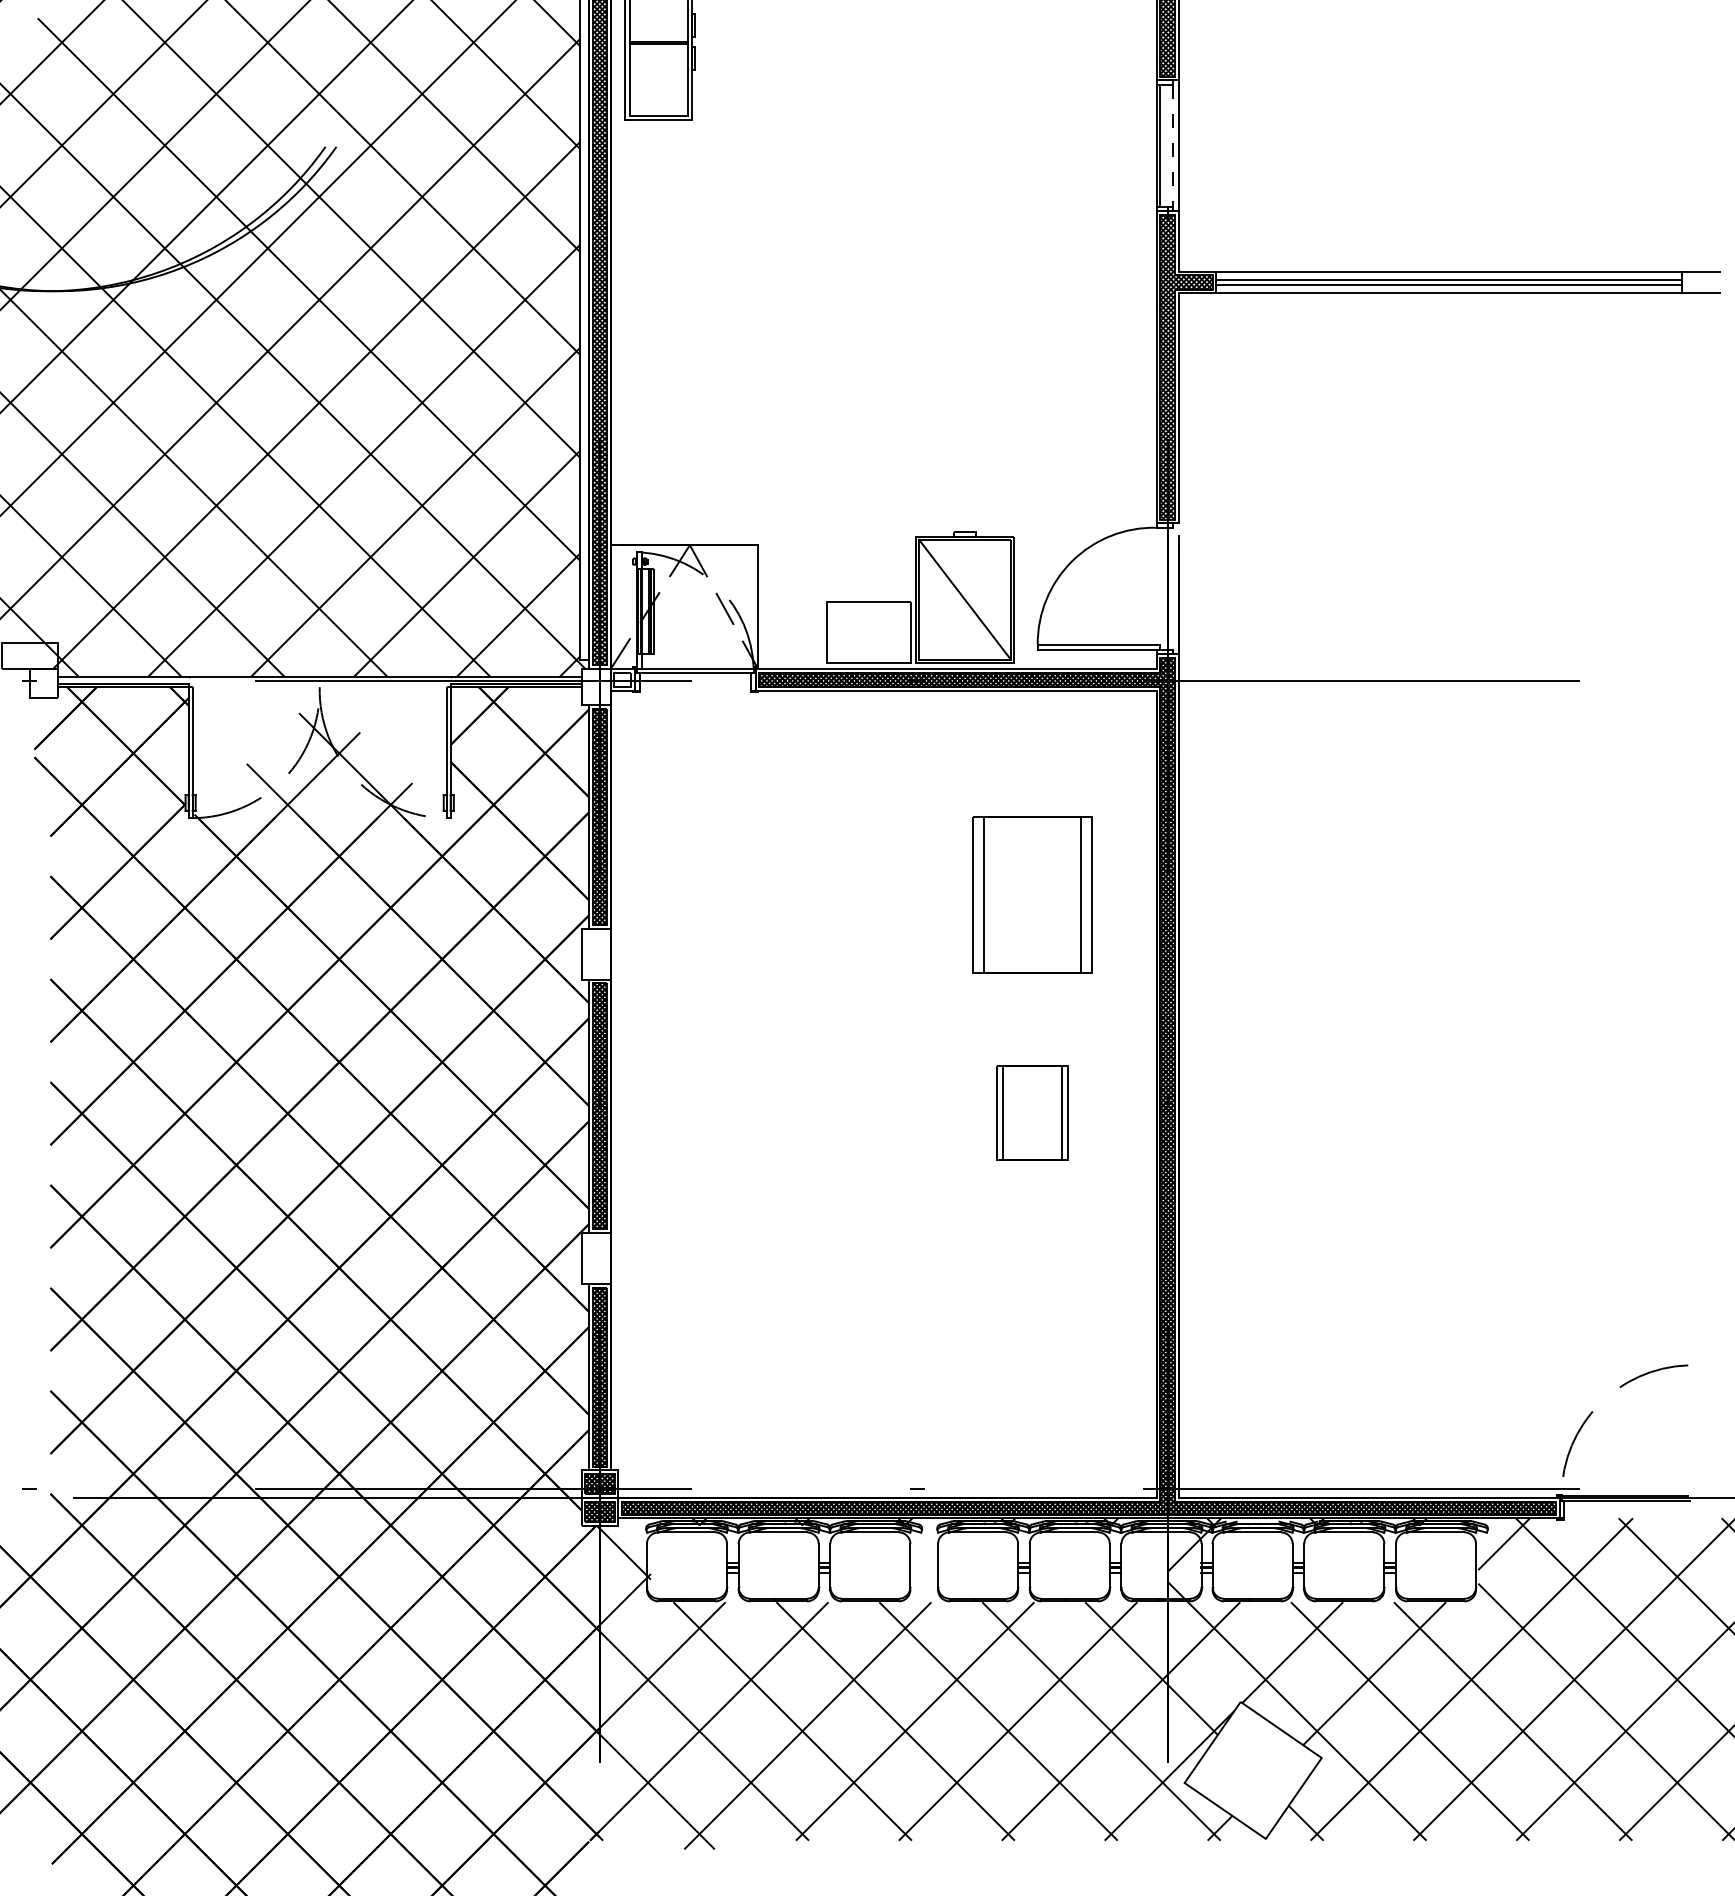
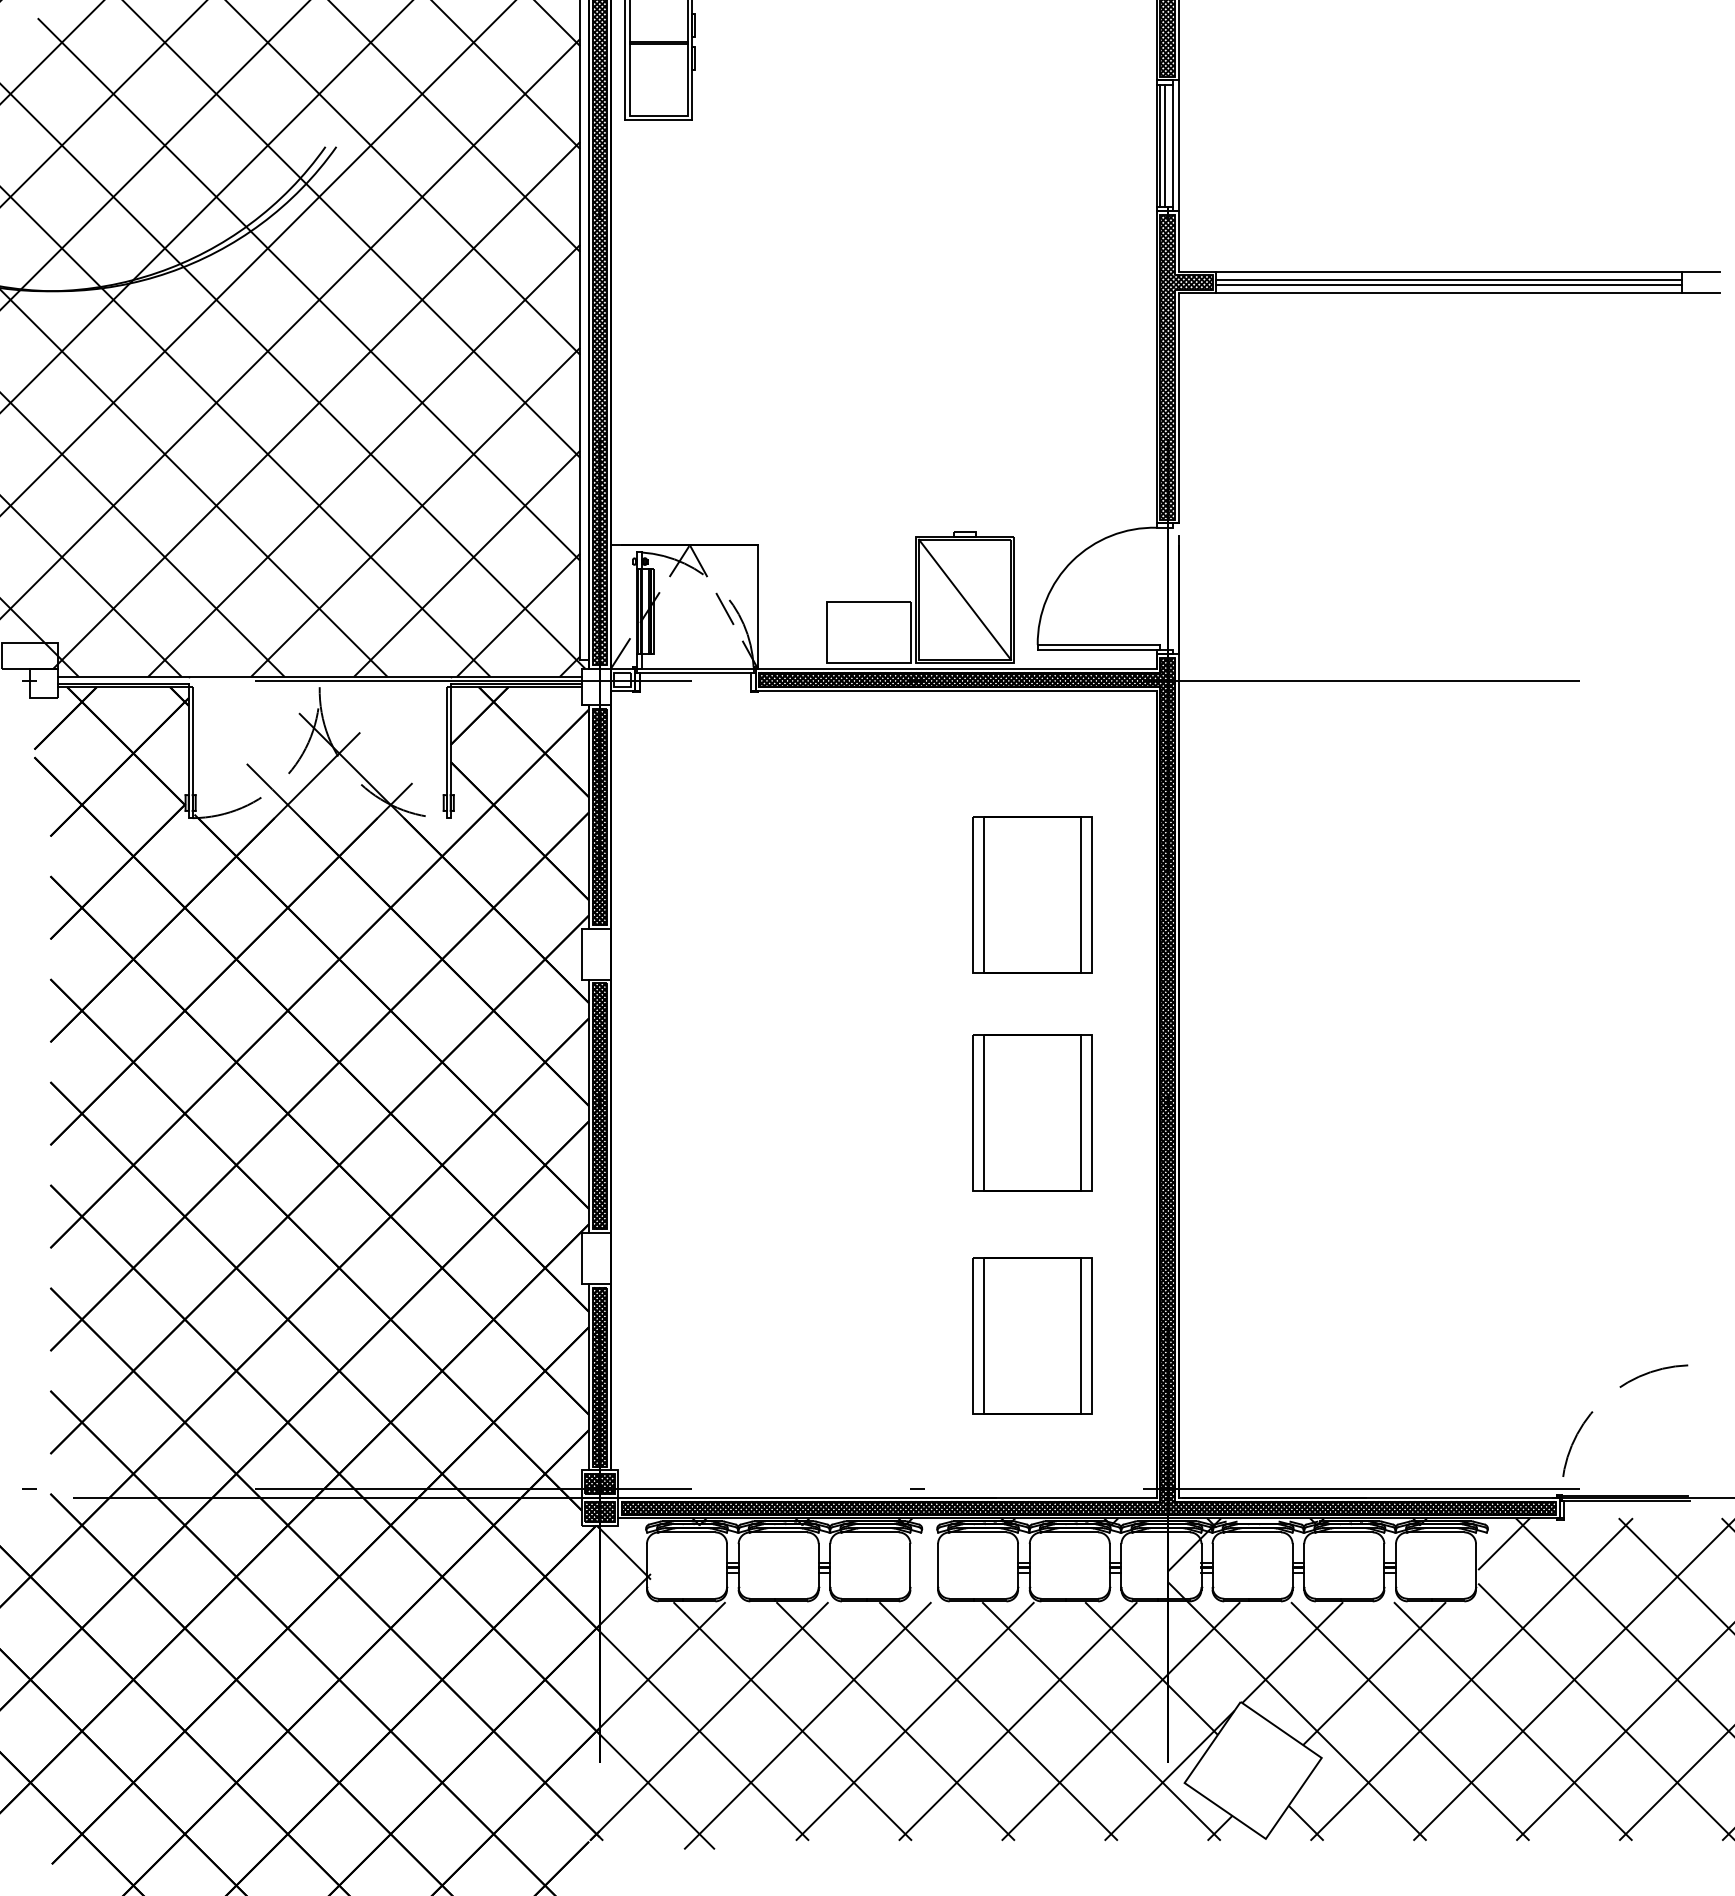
line: none -> present (1164, 145)
line: dashed -> solid (1173, 146)
part size: 73x96 px -> 121x158 px (1032, 1112)
part: none -> present (1032, 1335)
